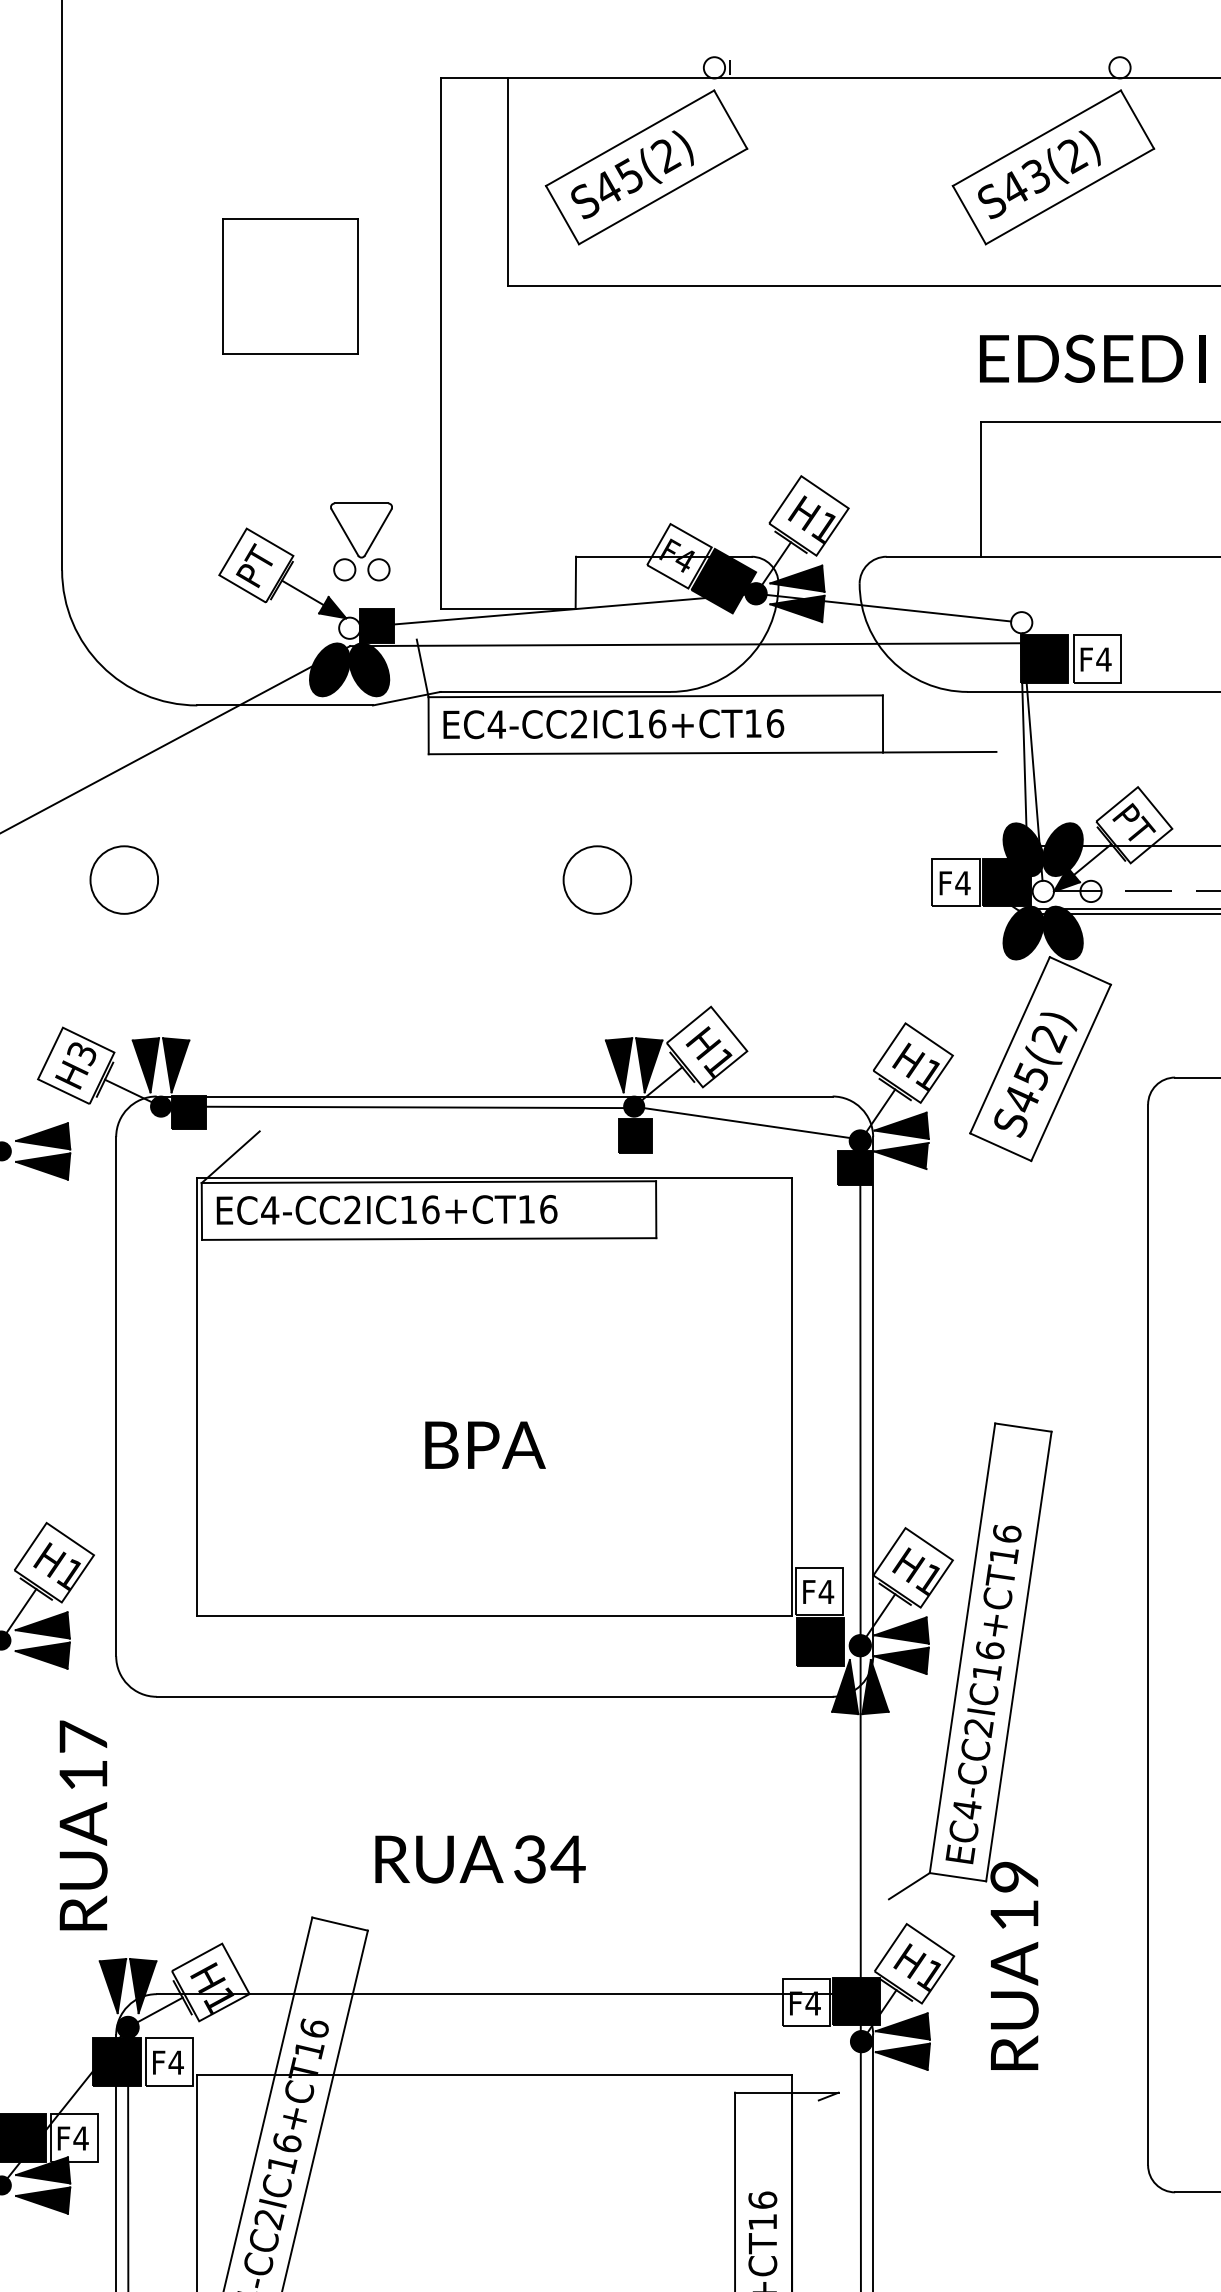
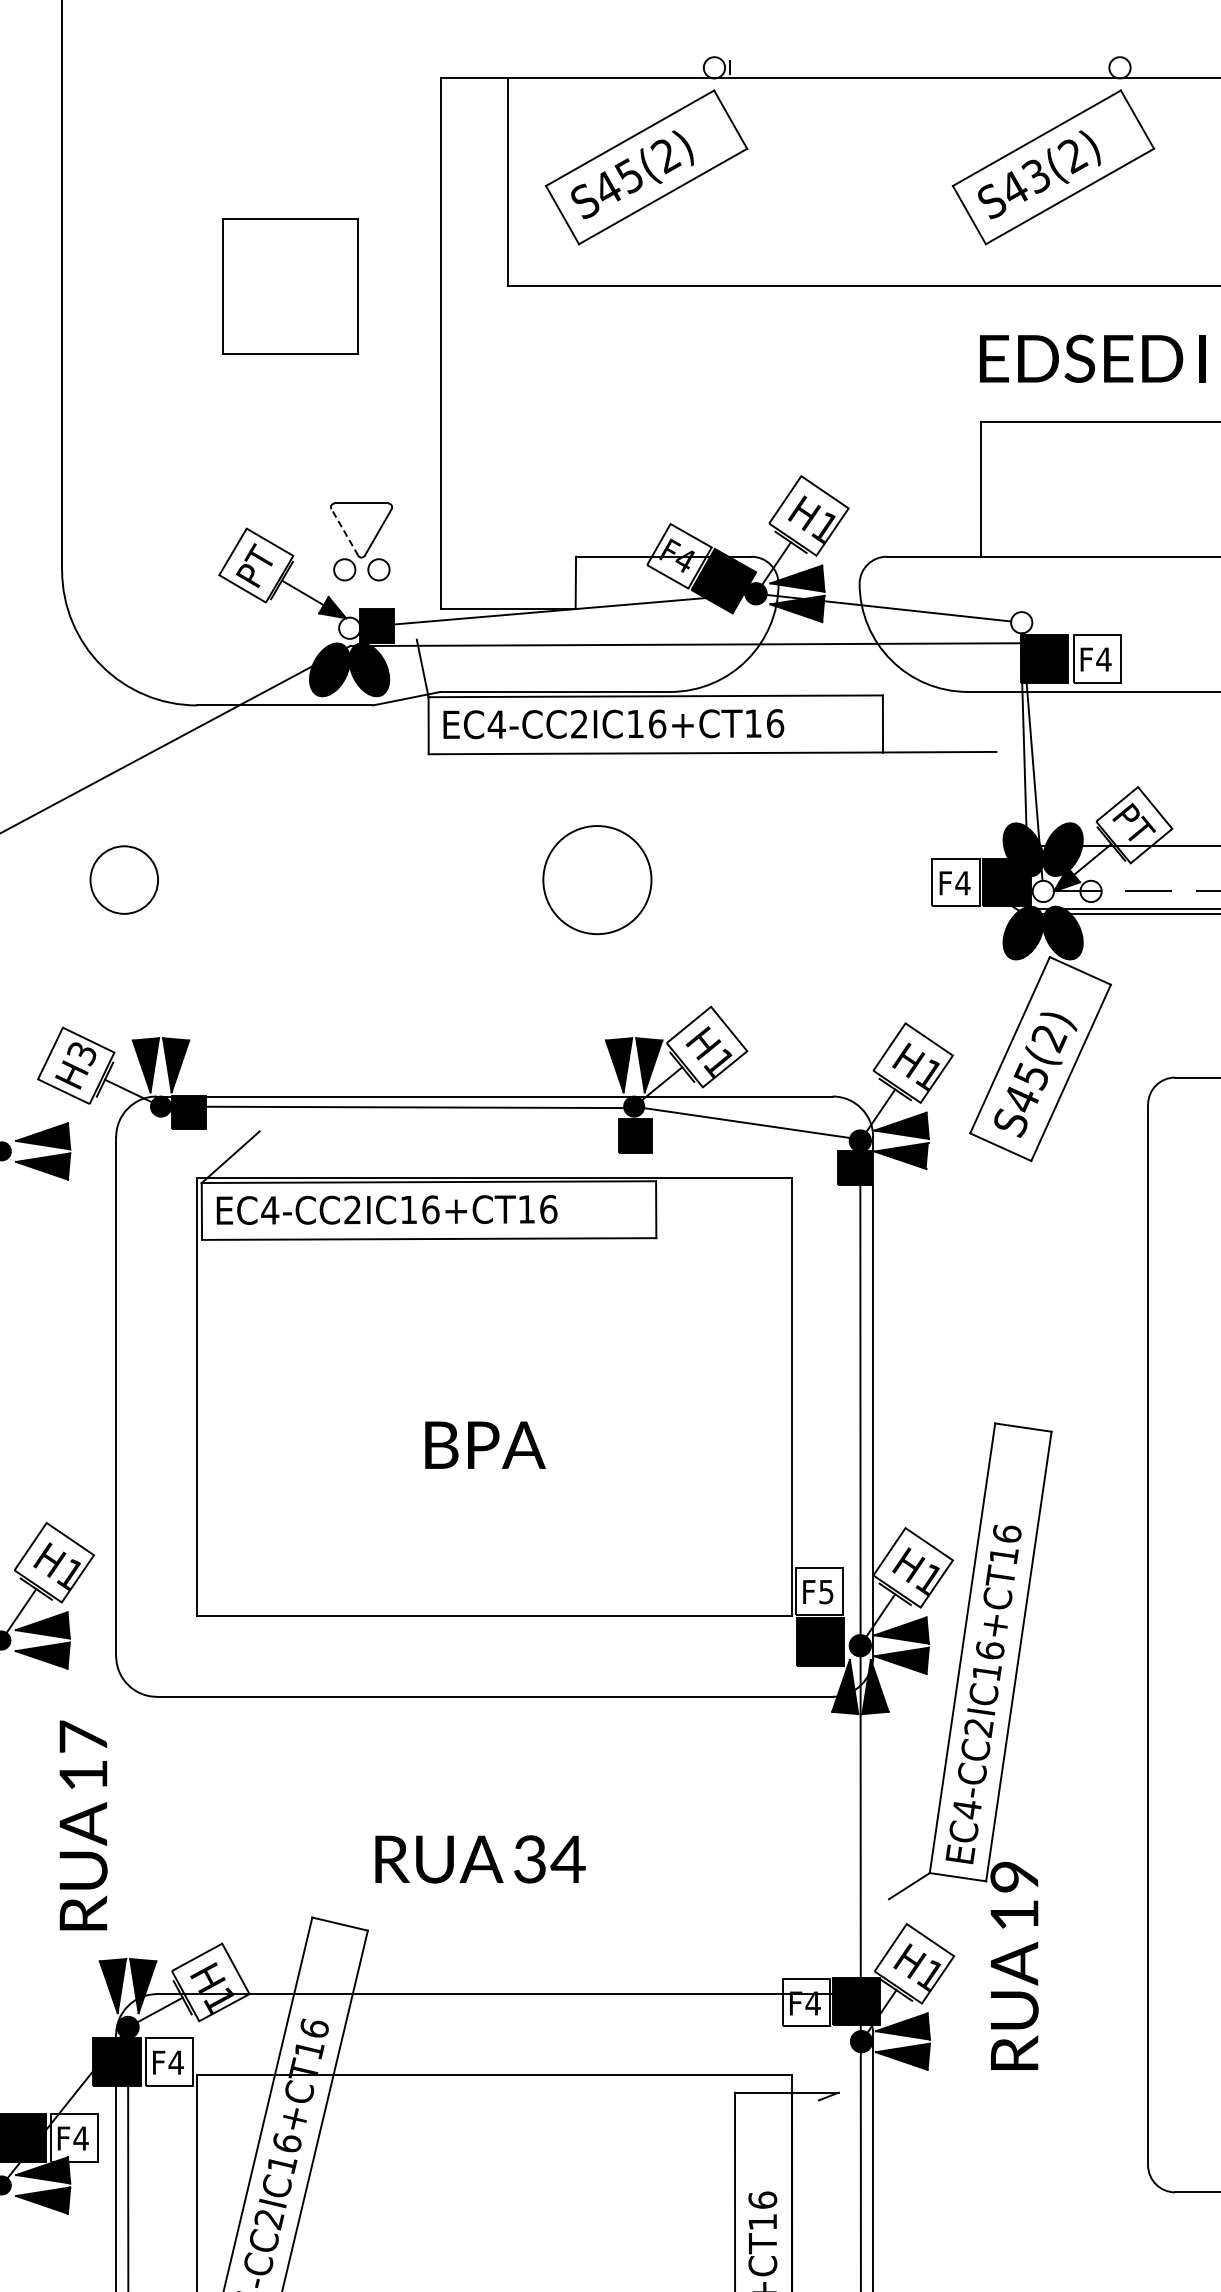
line: solid -> dashed (344, 532)
circle diameter: 68 px -> 108 px (597, 880)
text: F4 -> F5 (826, 1592)
